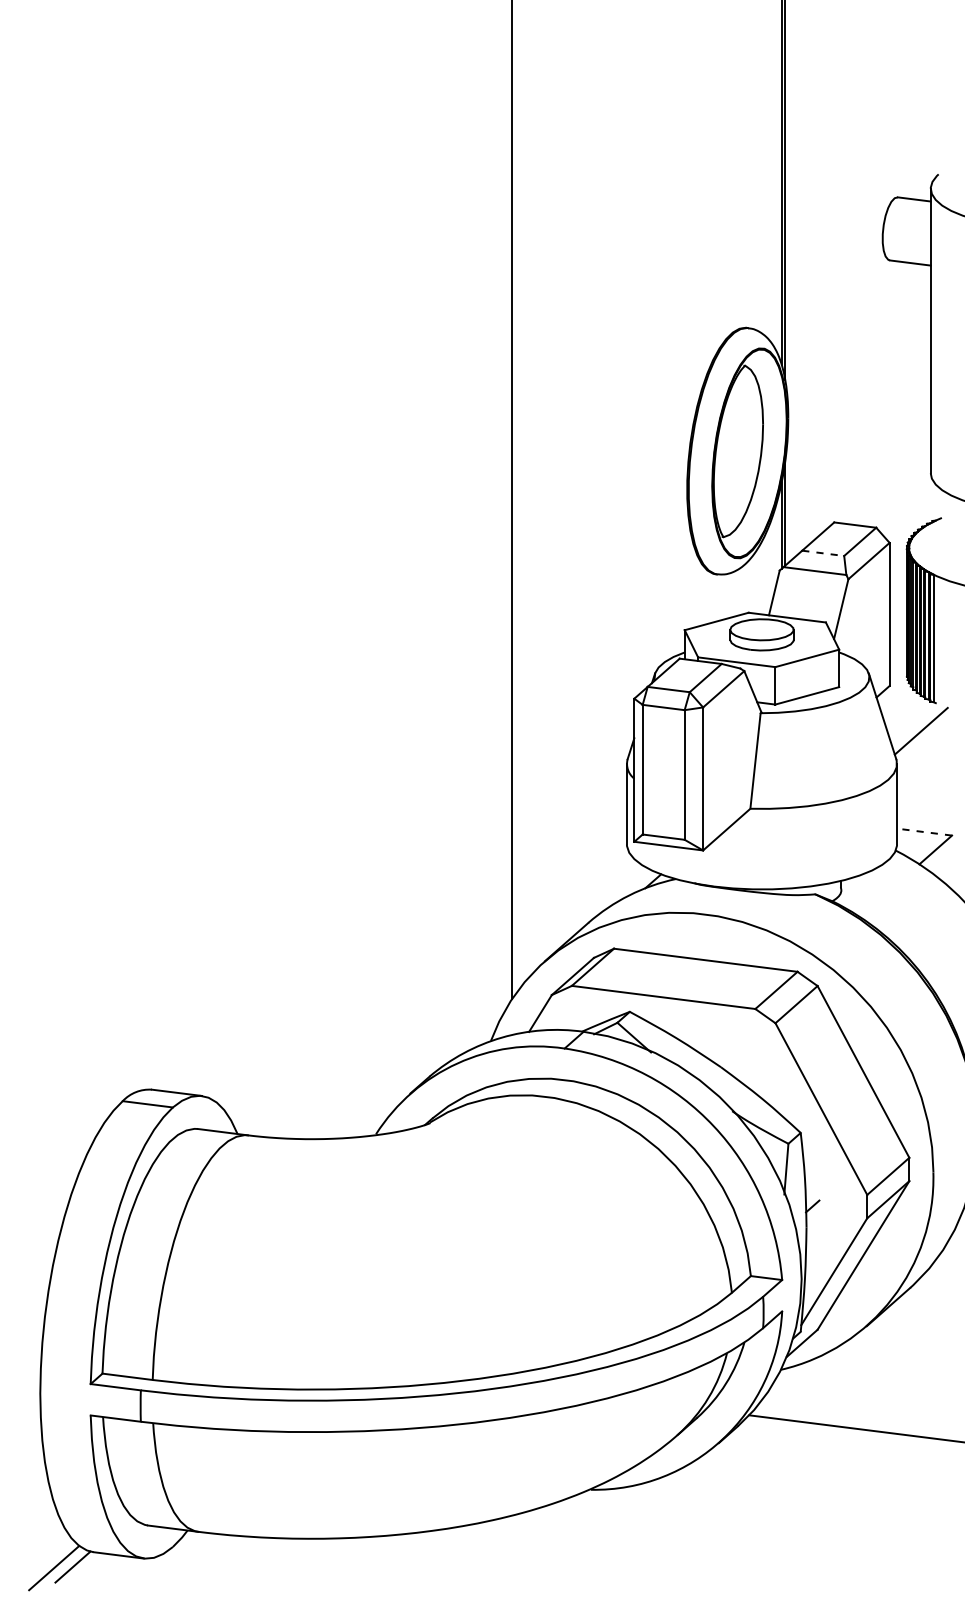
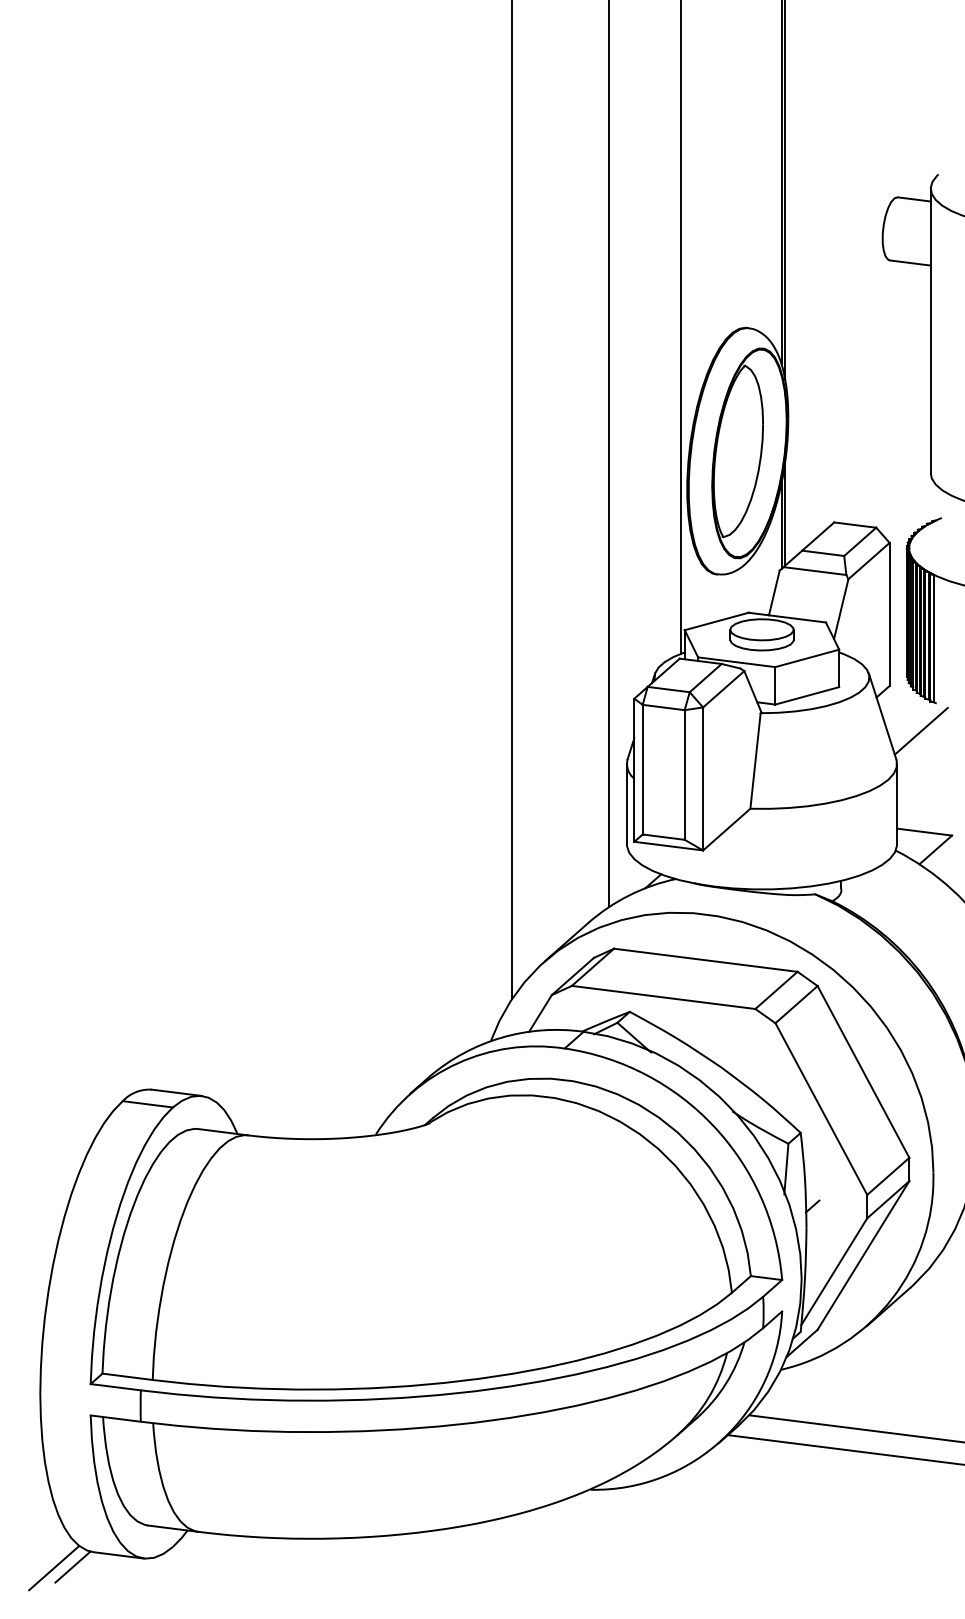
line: none -> present (680, 328)
line: none -> present (608, 454)
line: dashed -> solid (823, 553)
line: dashed -> solid (924, 832)
line: none -> present (844, 1449)
